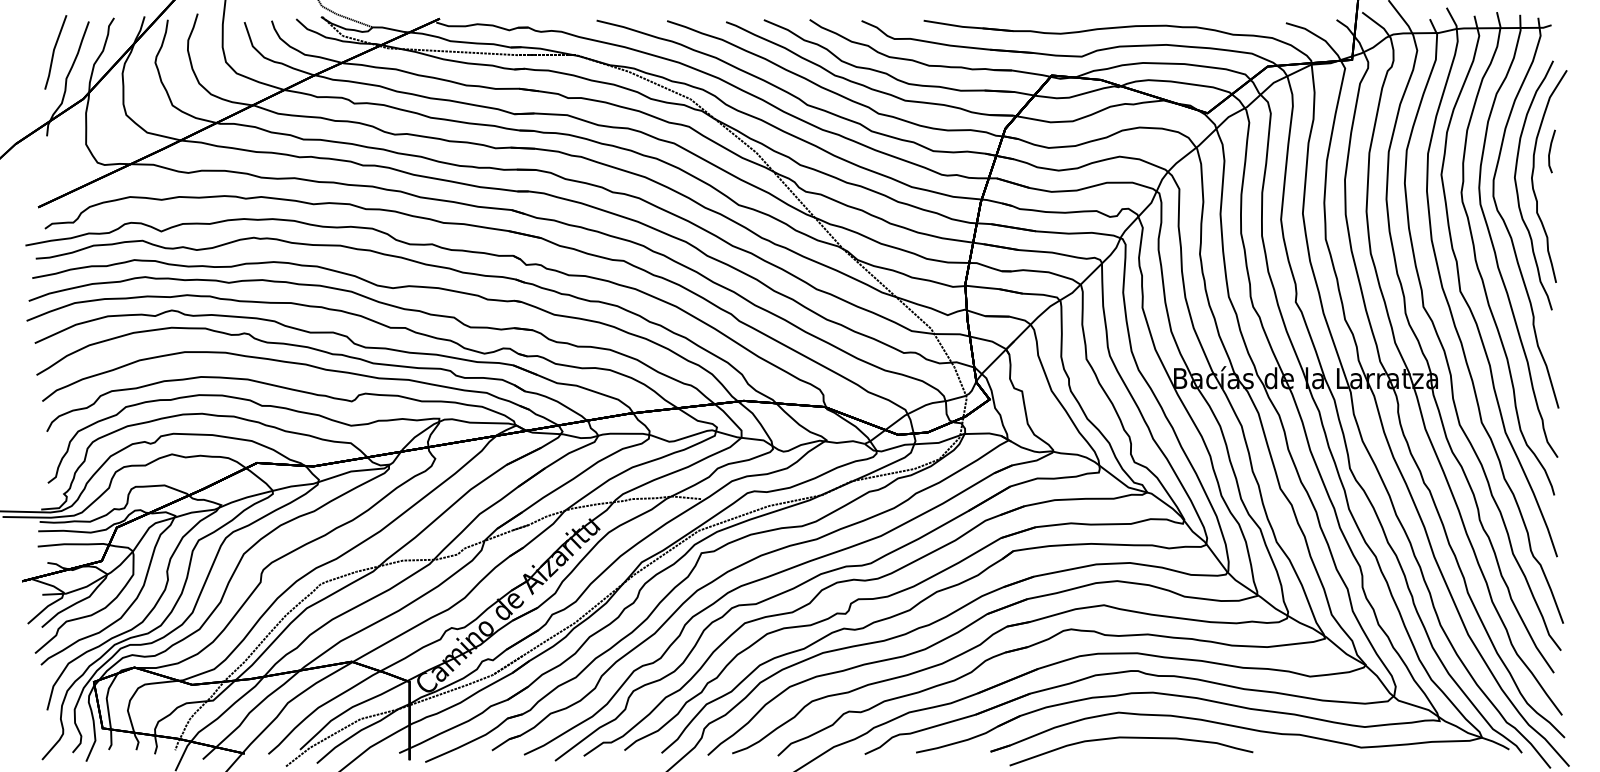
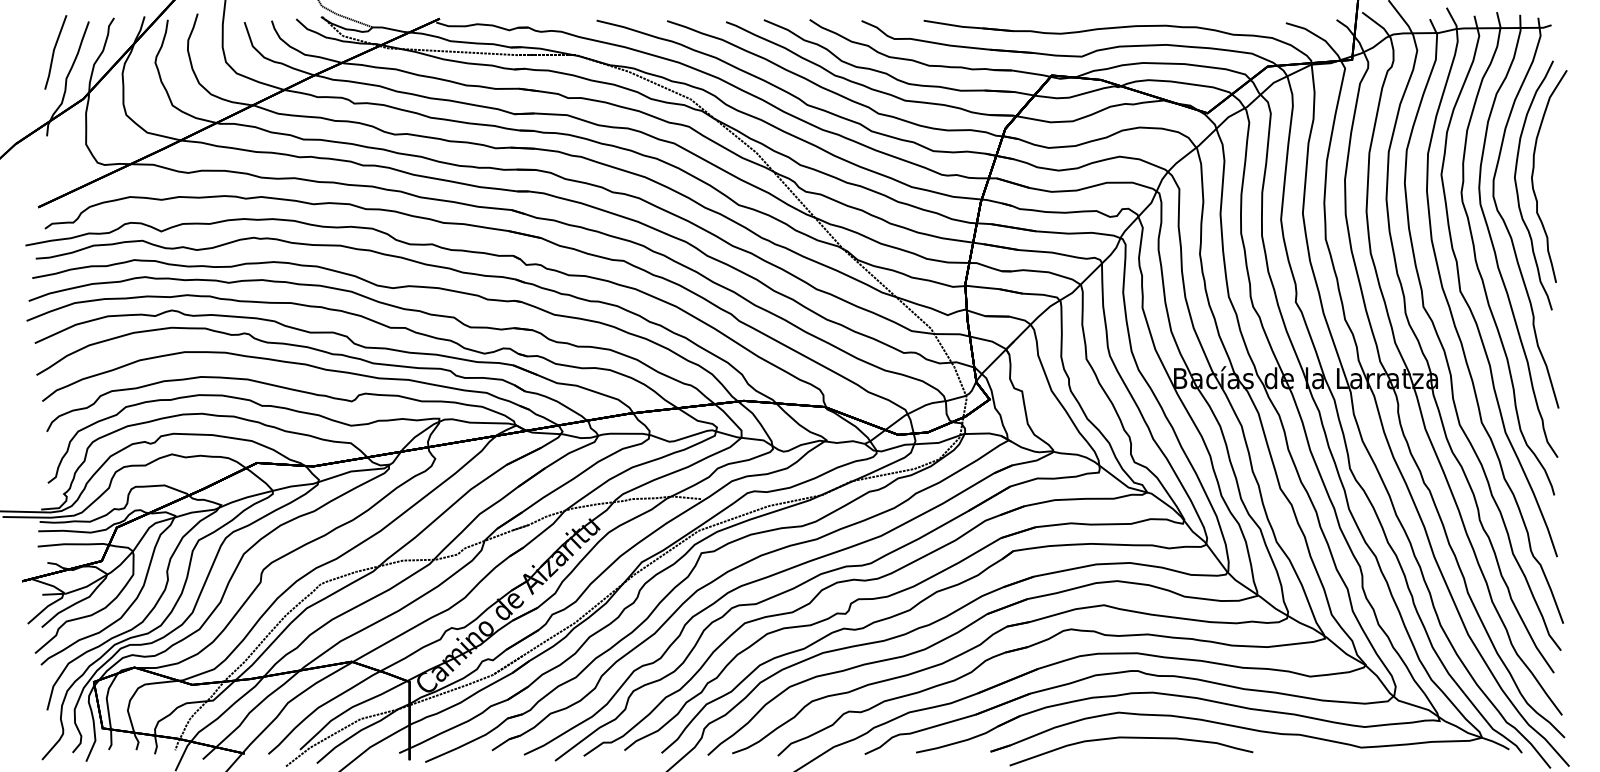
line: present -> none (1550, 151)
